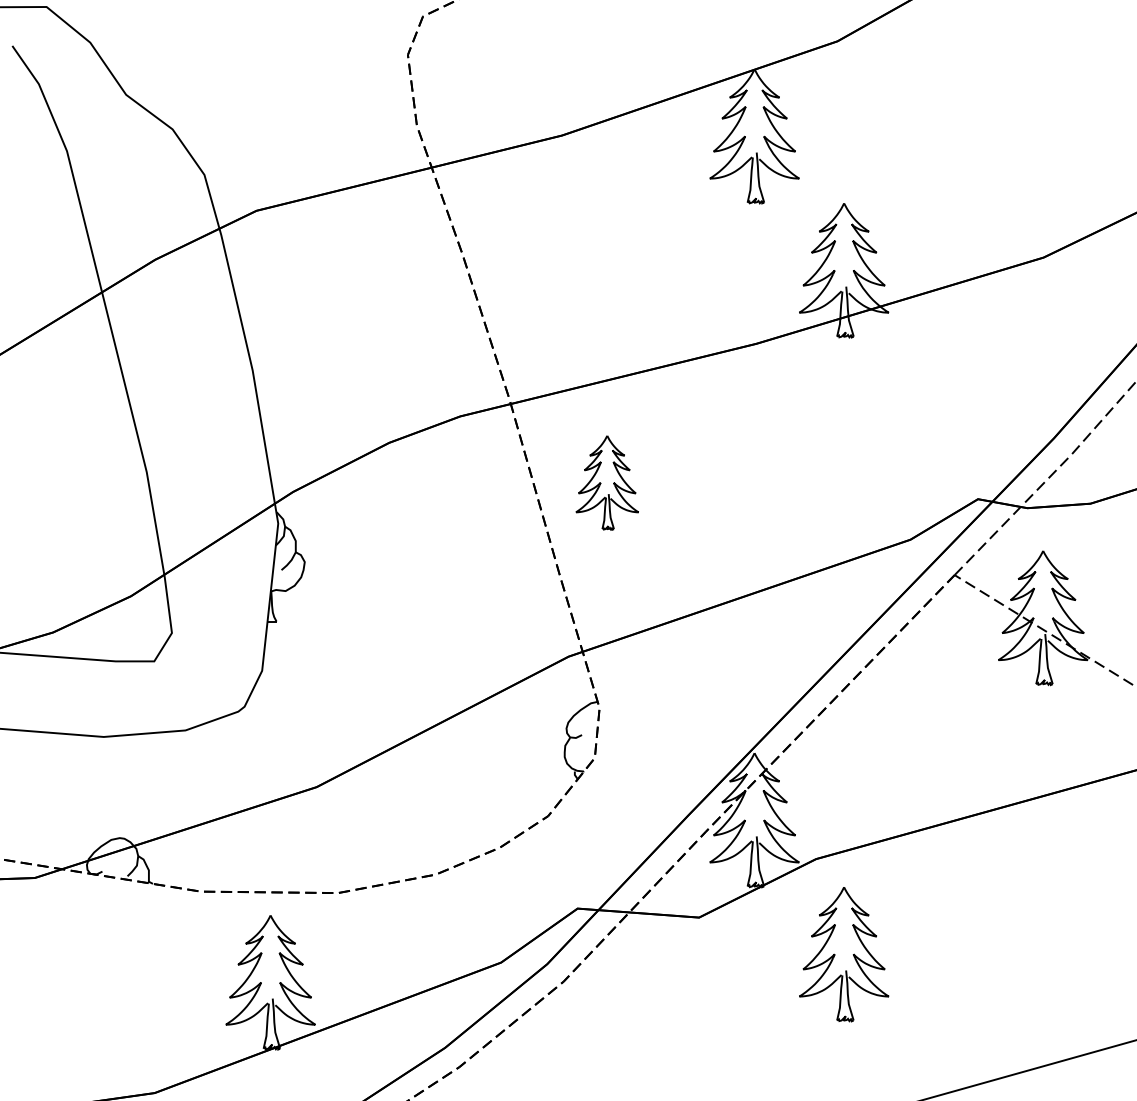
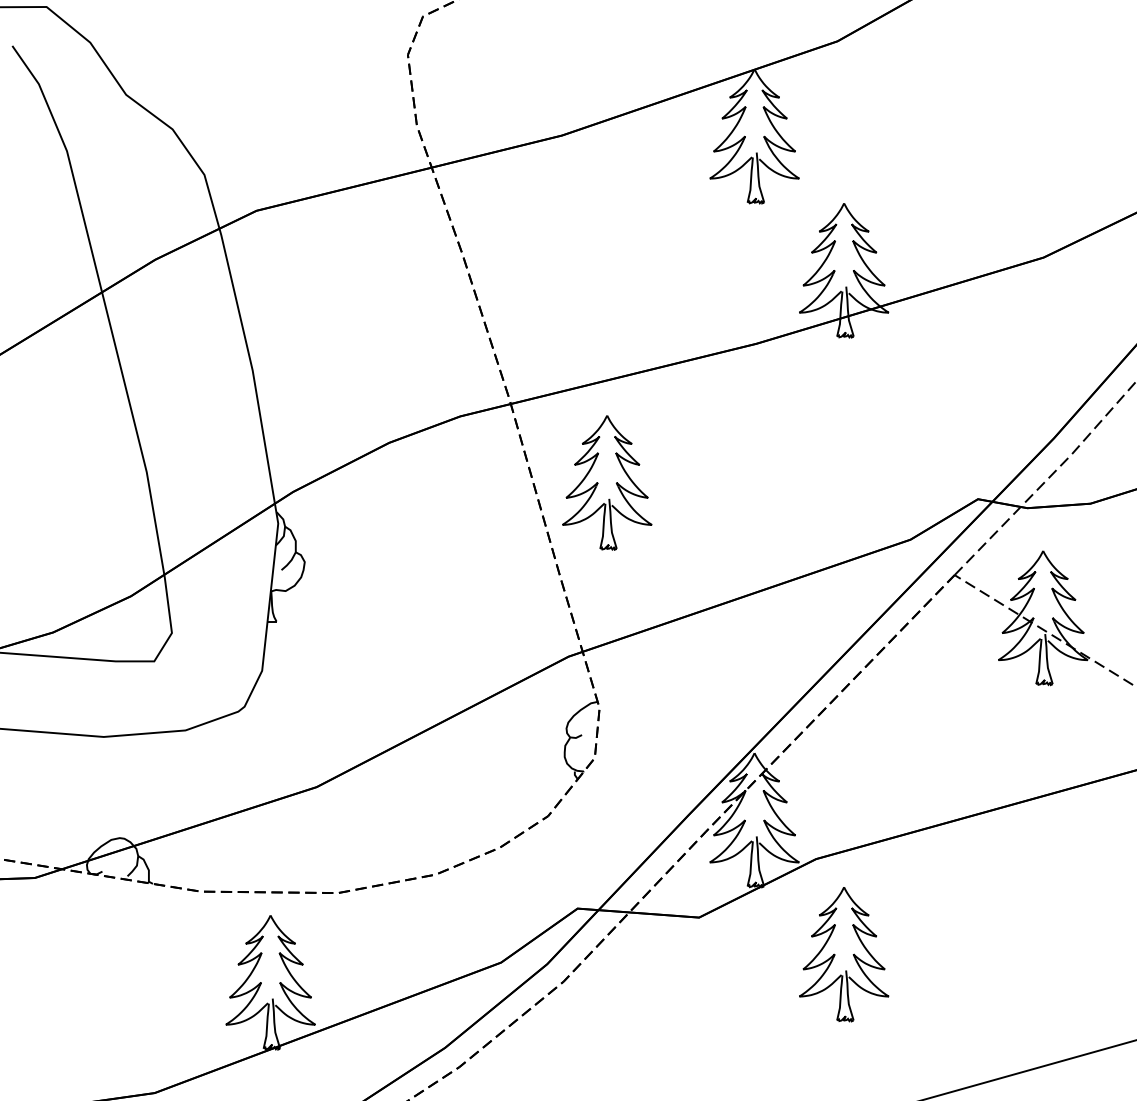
part size: 64x96 px -> 91x136 px (607, 482)
